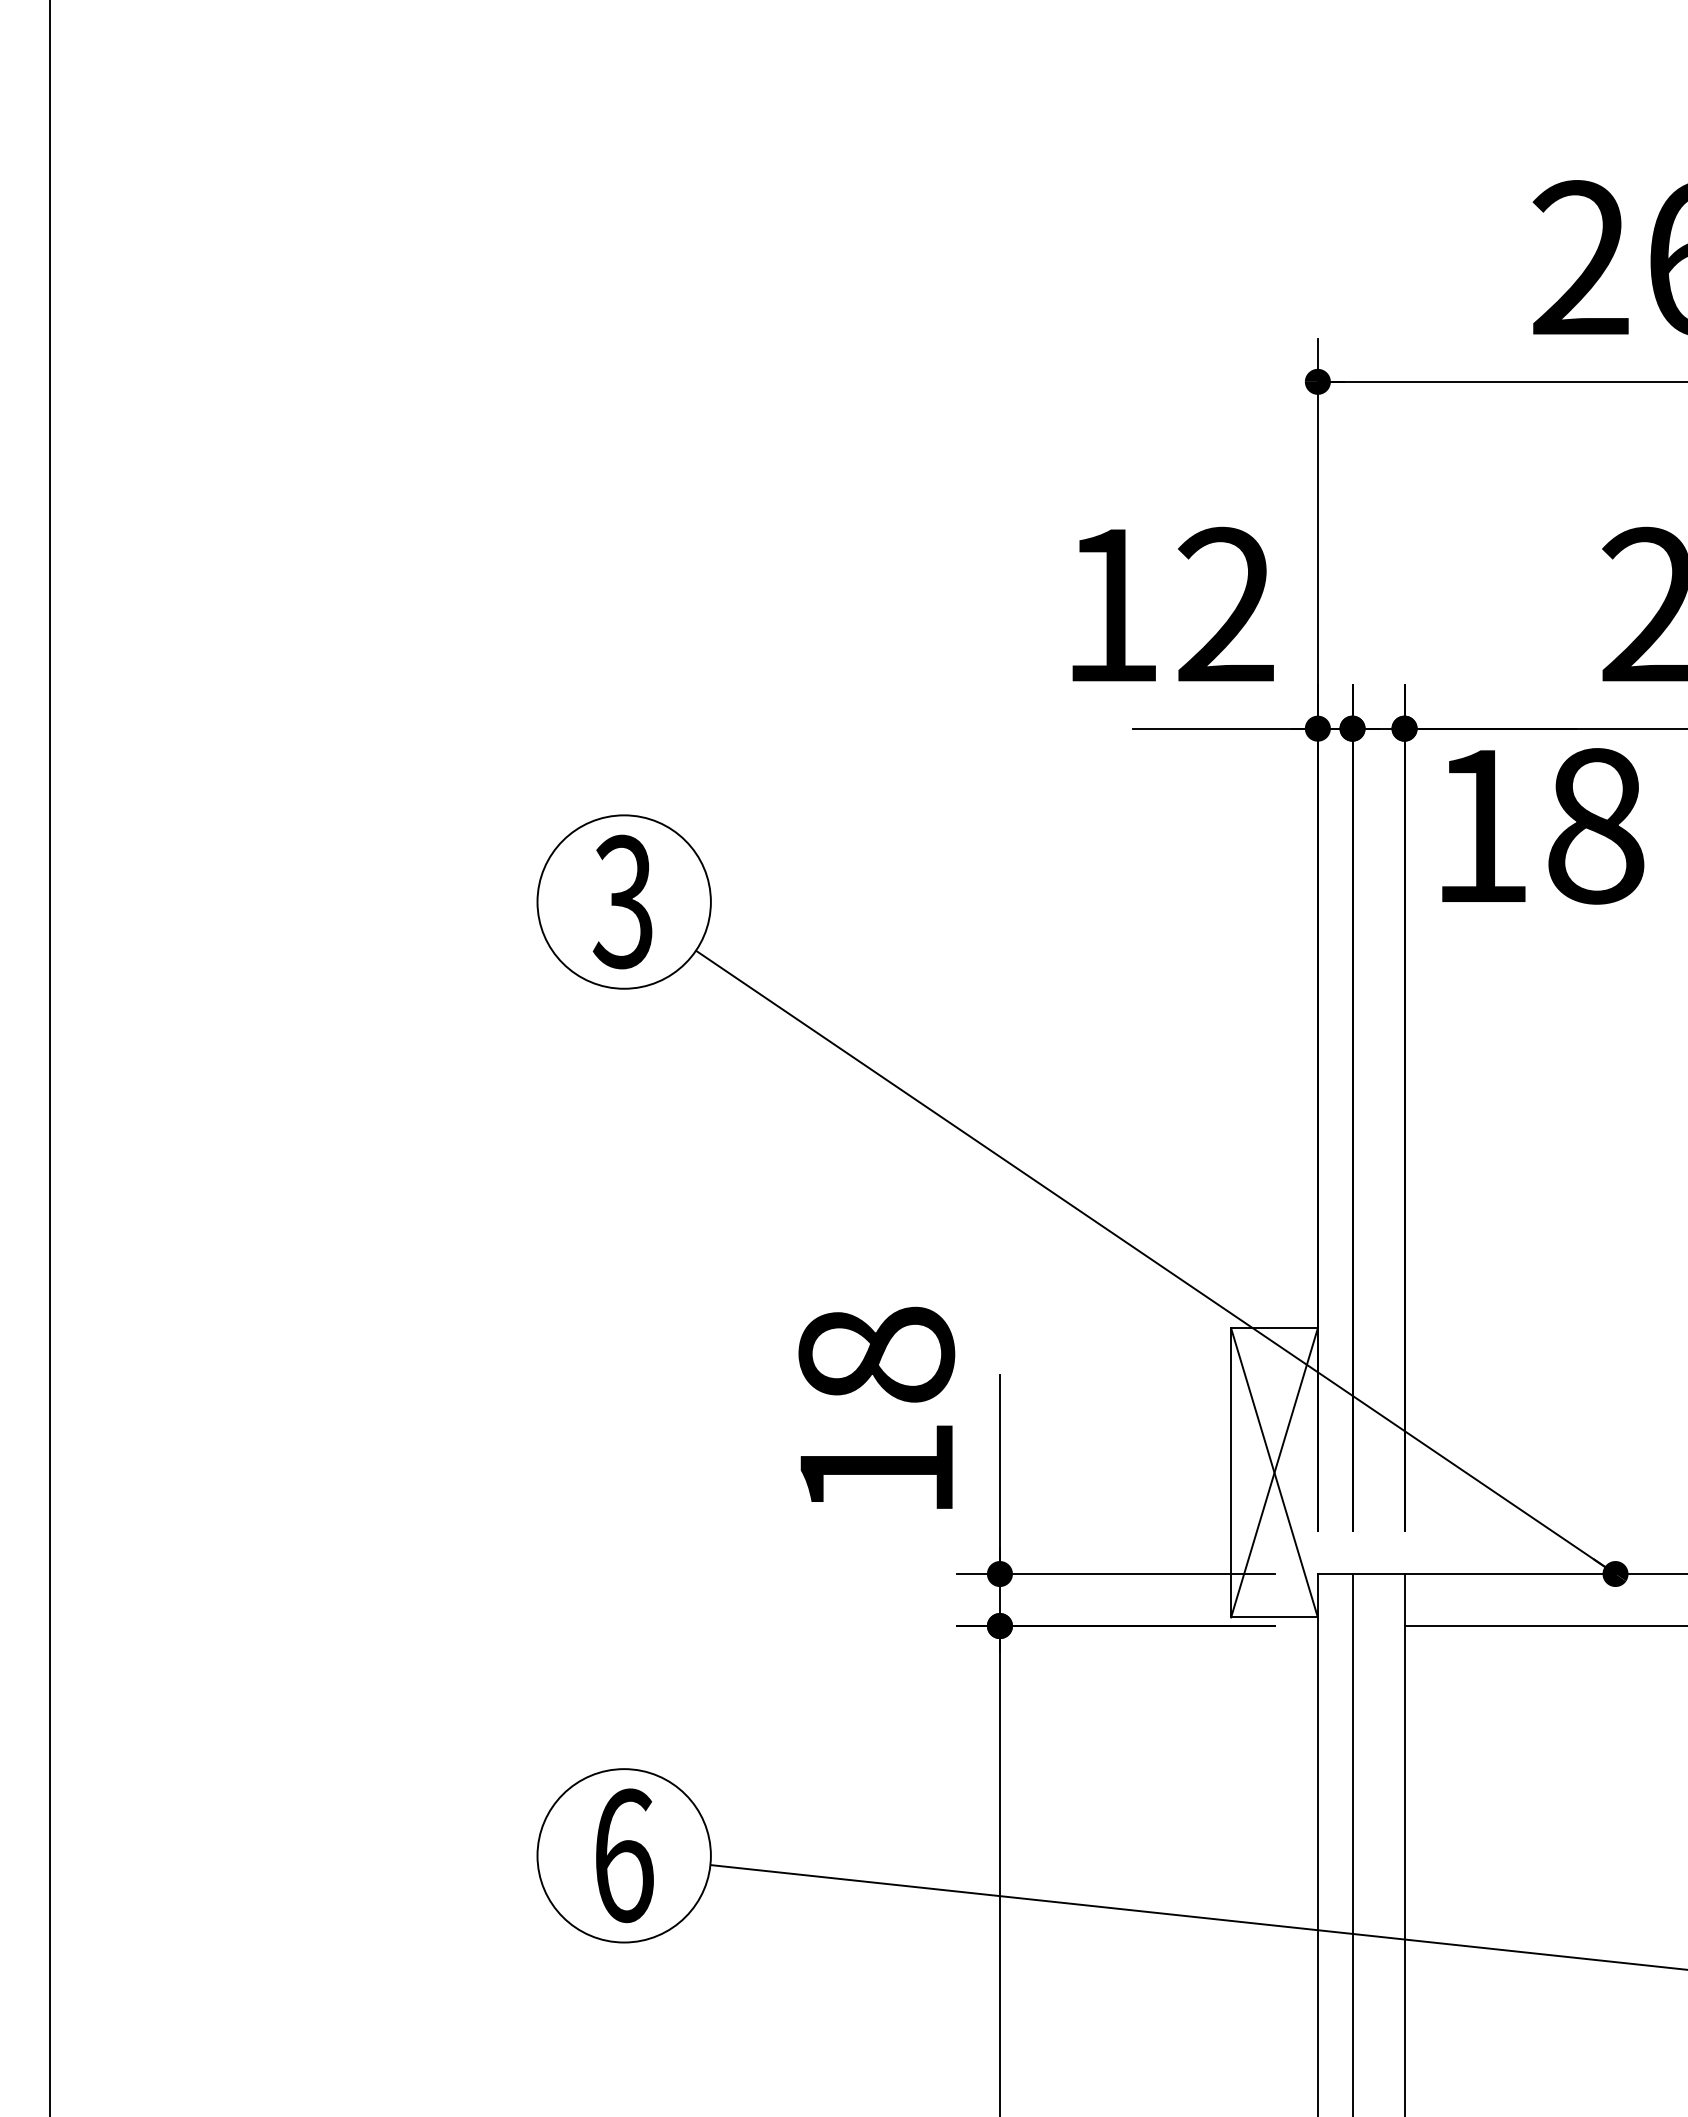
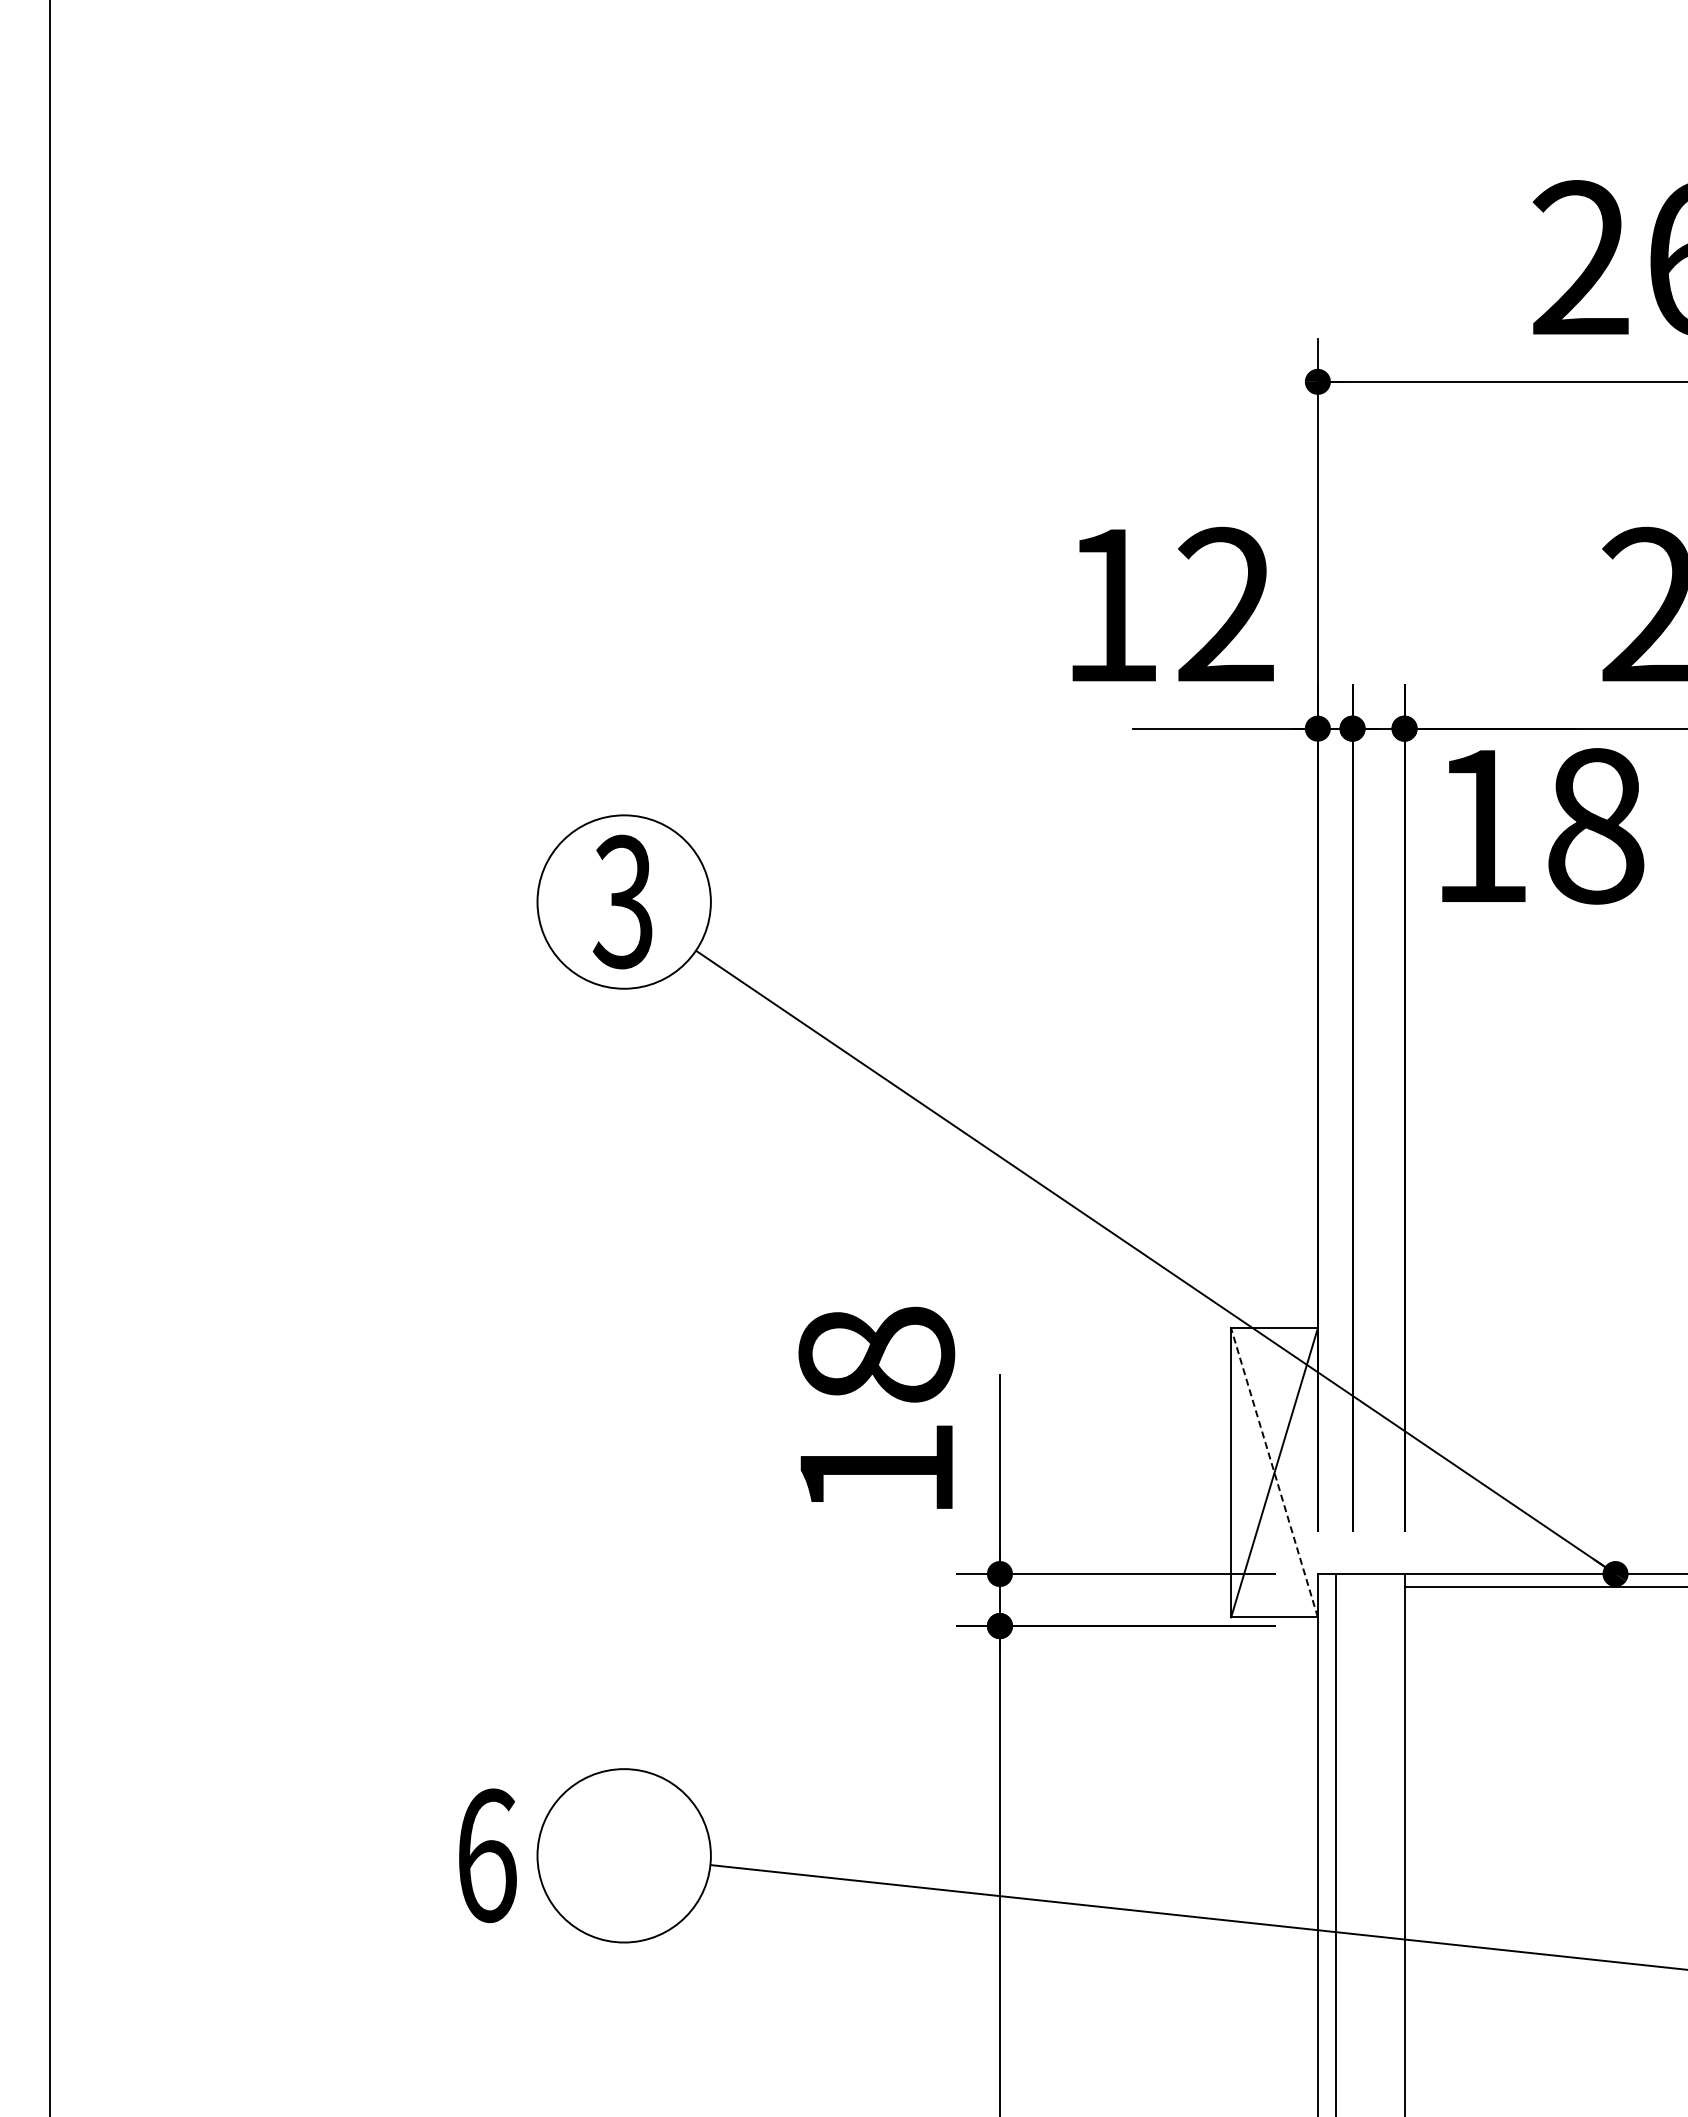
line: solid -> dashed (1274, 1472)
line position: (1544, 1626) -> (1544, 1587) (1544, 1587)
line position: (1352, 1843) -> (1335, 1843) (1335, 1843)
text position: (624, 1855) -> (487, 1855) (487, 1855)
